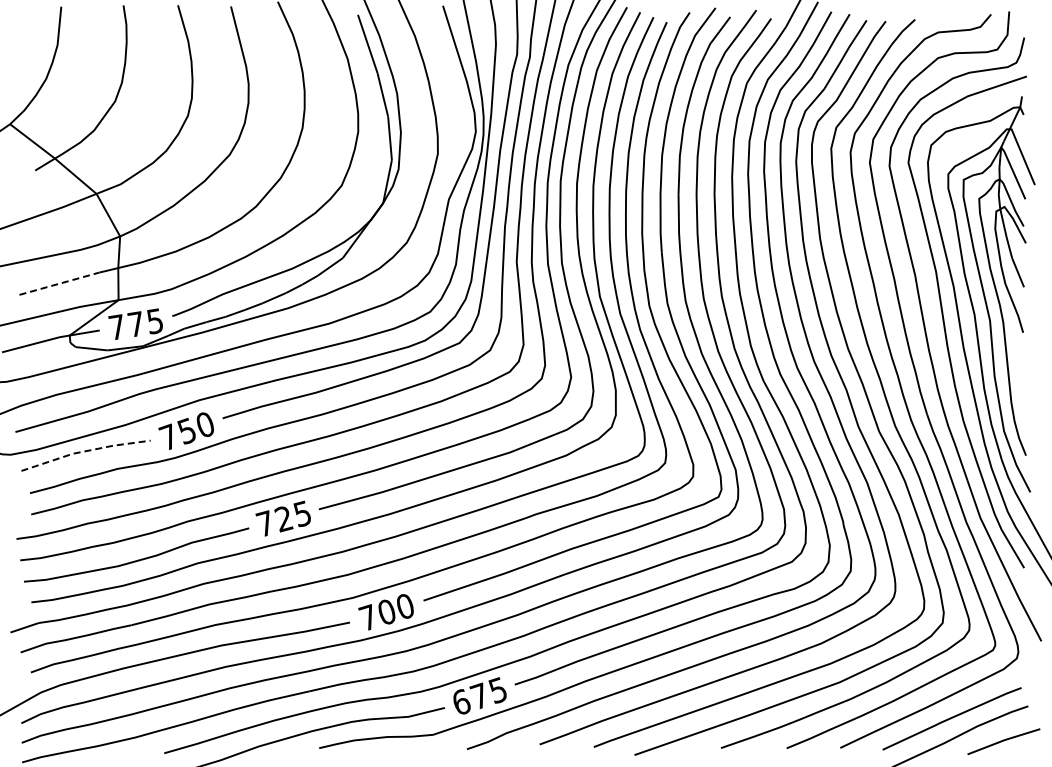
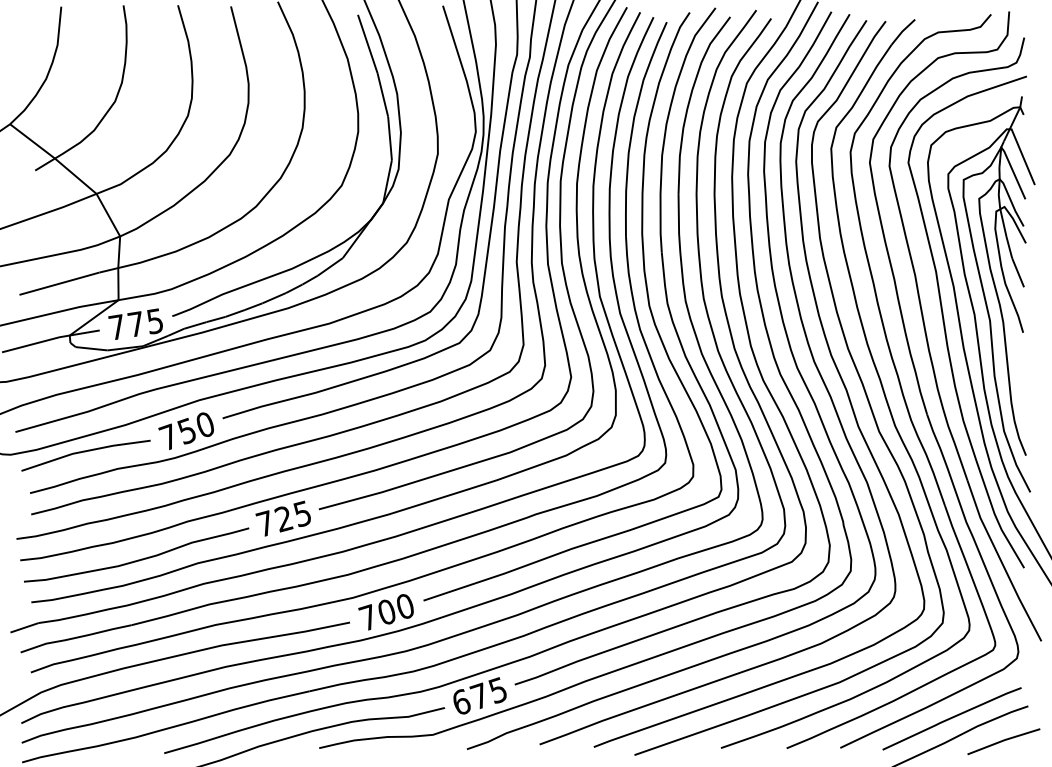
line: dashed -> solid (59, 283)
line: dashed -> solid (85, 451)
